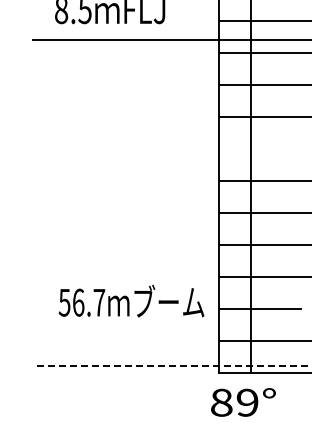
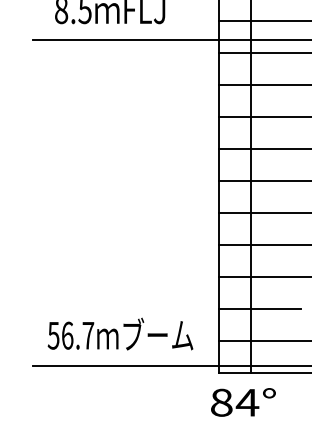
line: none -> present (263, 149)
text position: (131, 300) -> (120, 333) (120, 333)
line: dashed -> solid (171, 365)
text: 89° -> 84° (247, 402)
